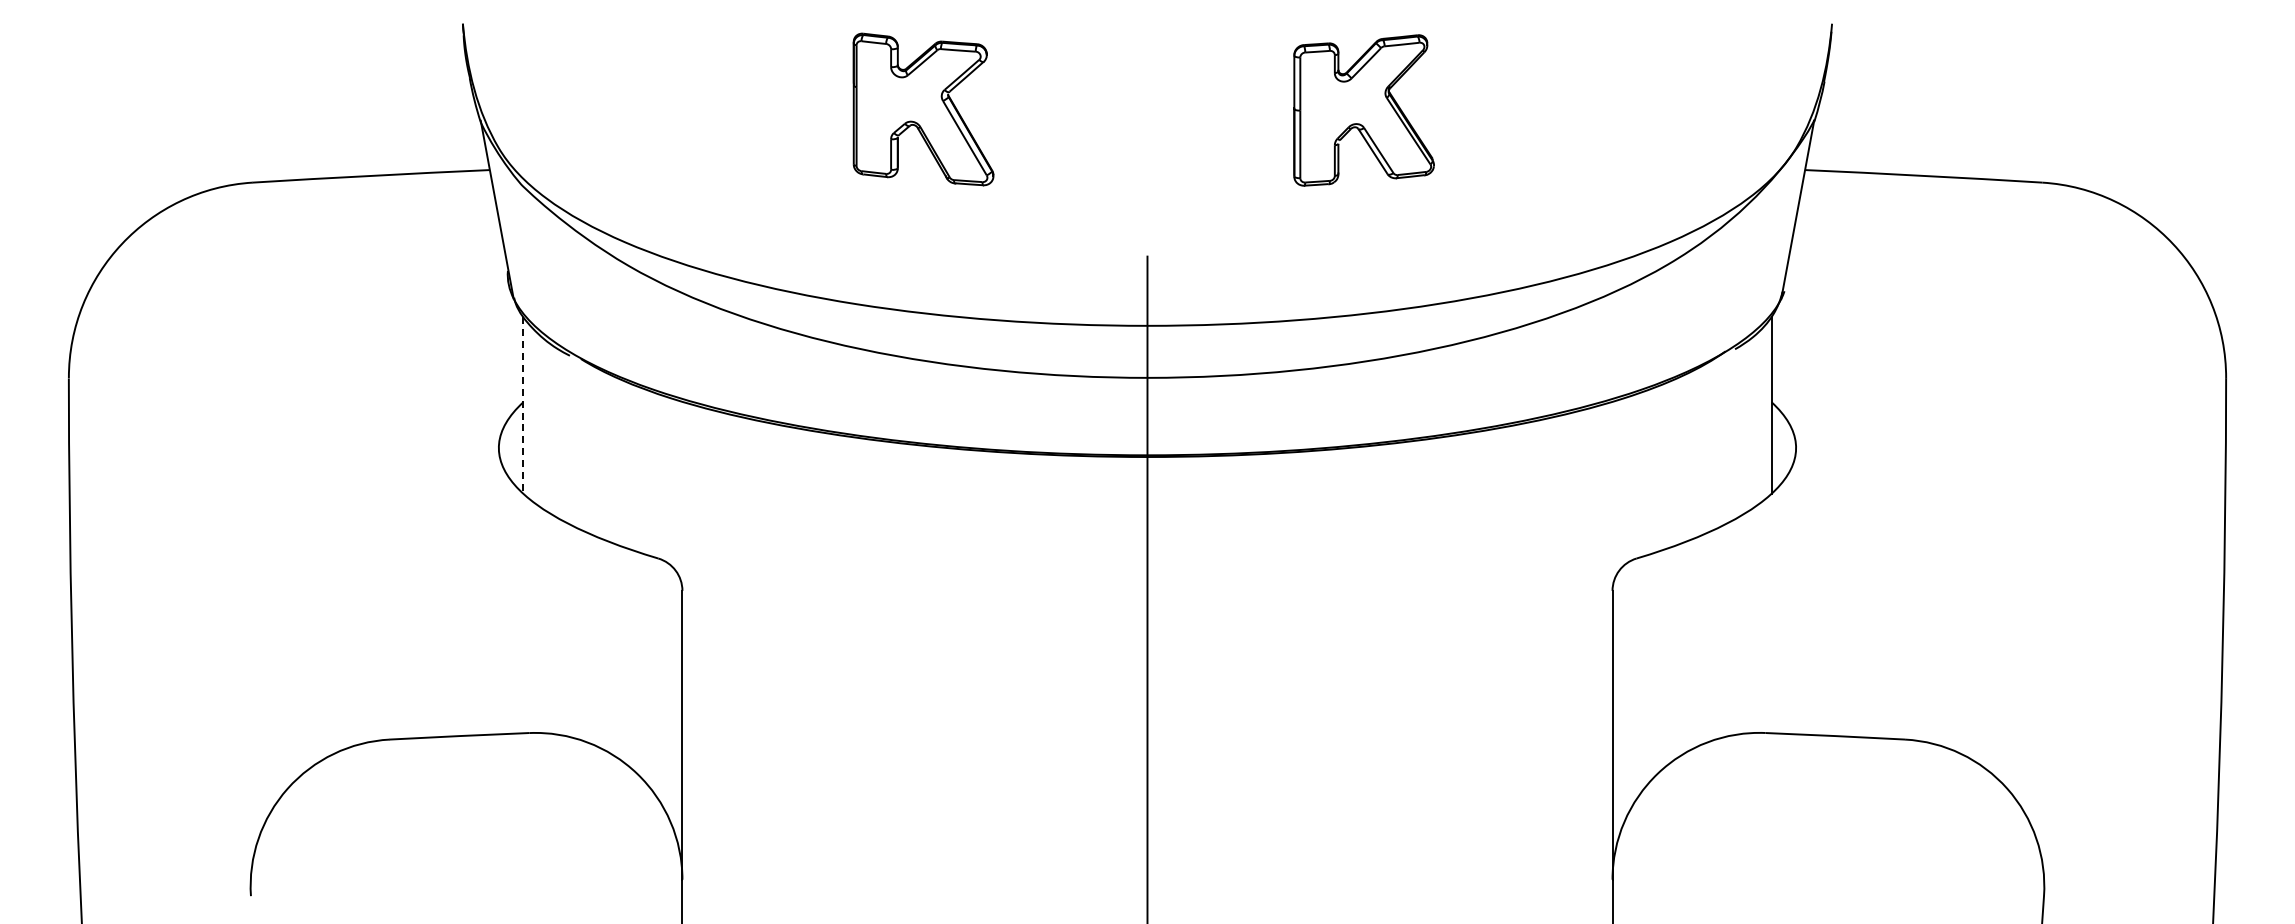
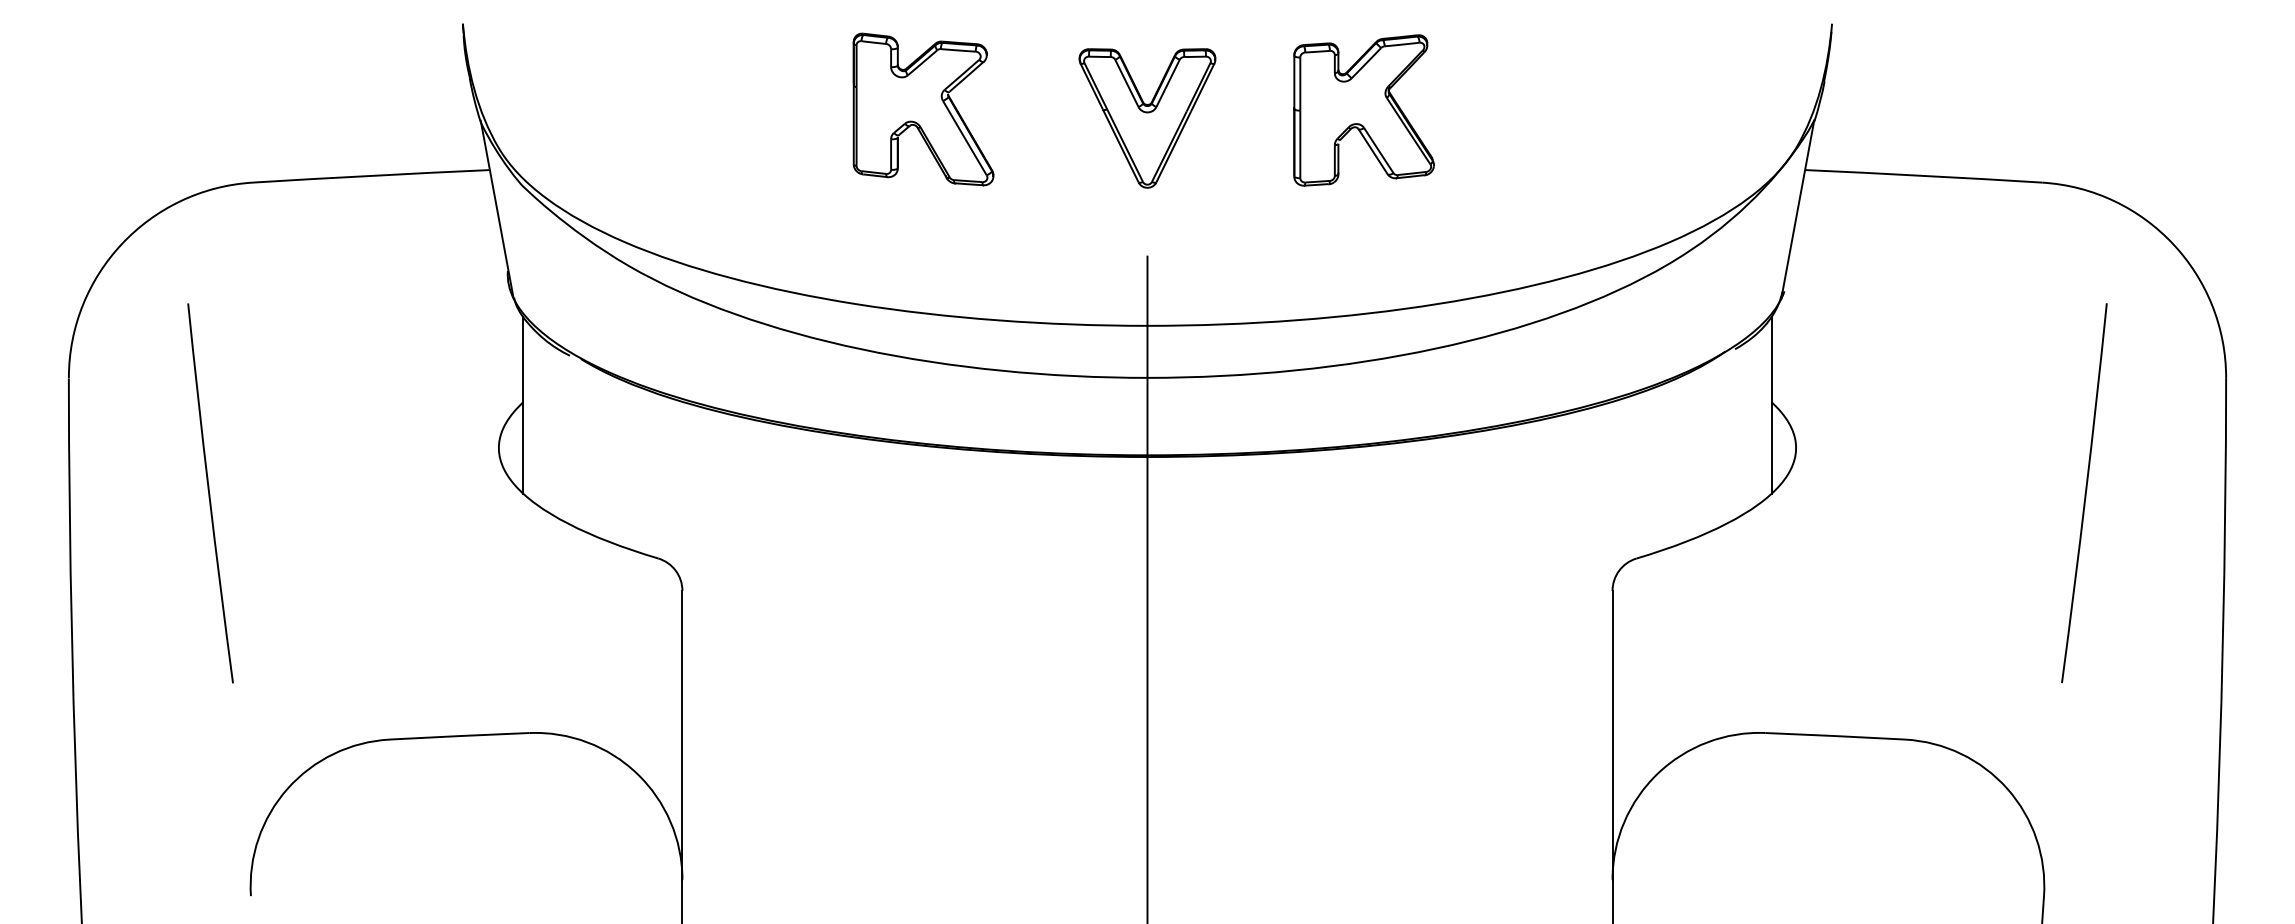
part: none -> present (1147, 118)
line: dashed -> solid (523, 406)
arc: none -> present (210, 493)
arc: none -> present (2084, 493)
